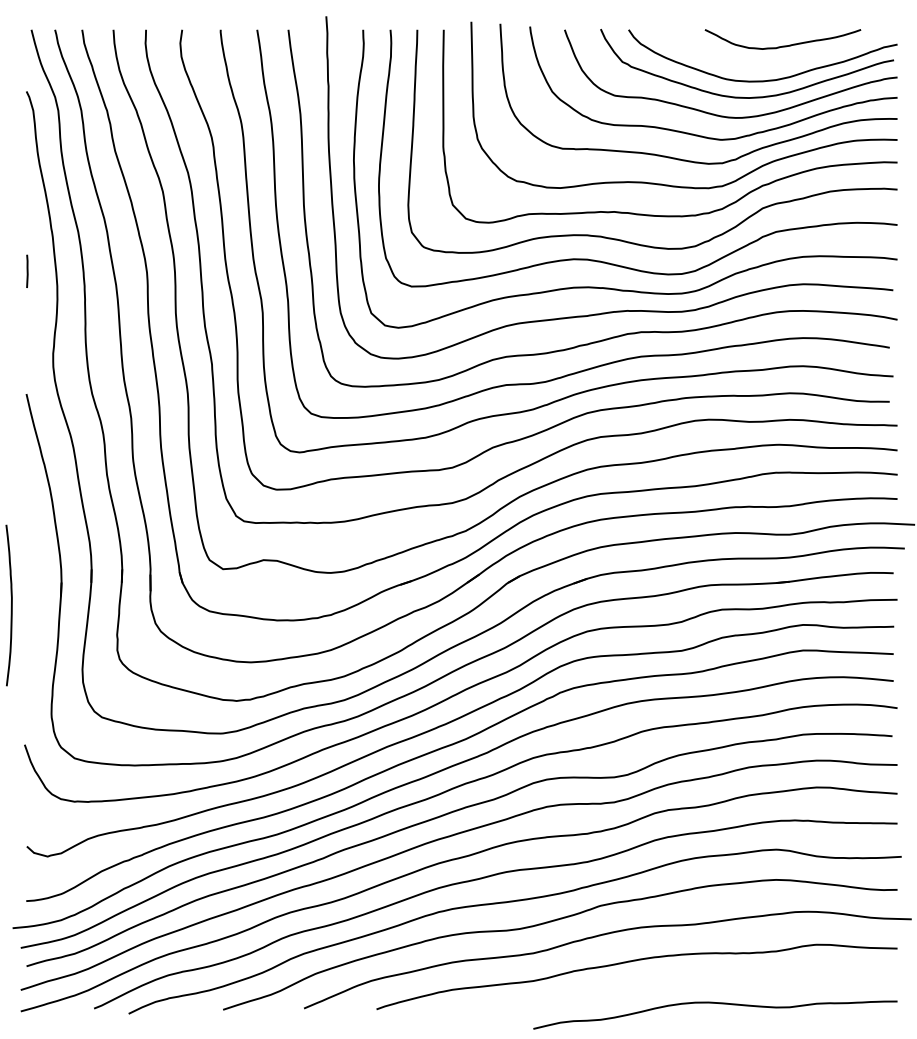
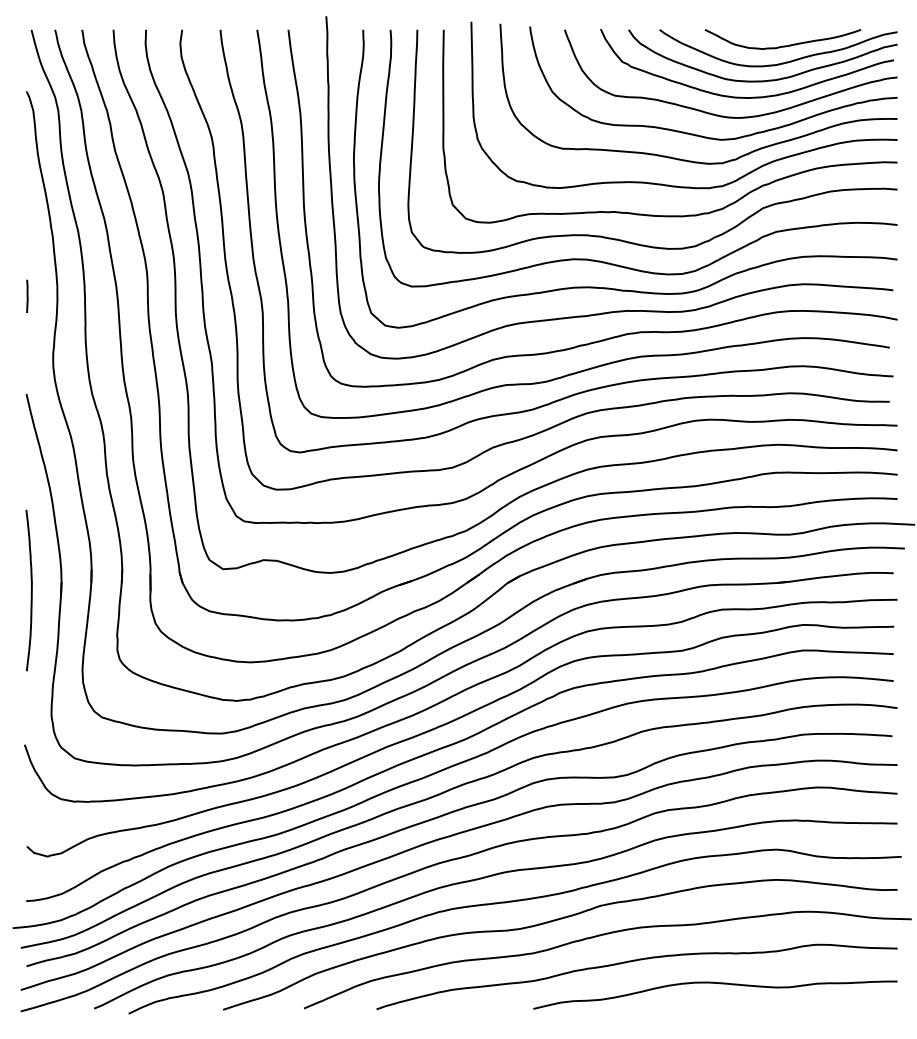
curve: none -> present (781, 62)
line position: (27, 270) -> (27, 295) (27, 295)
curve position: (10, 606) -> (30, 591) (30, 591)
curve position: (719, 1004) -> (719, 984) (719, 984)
